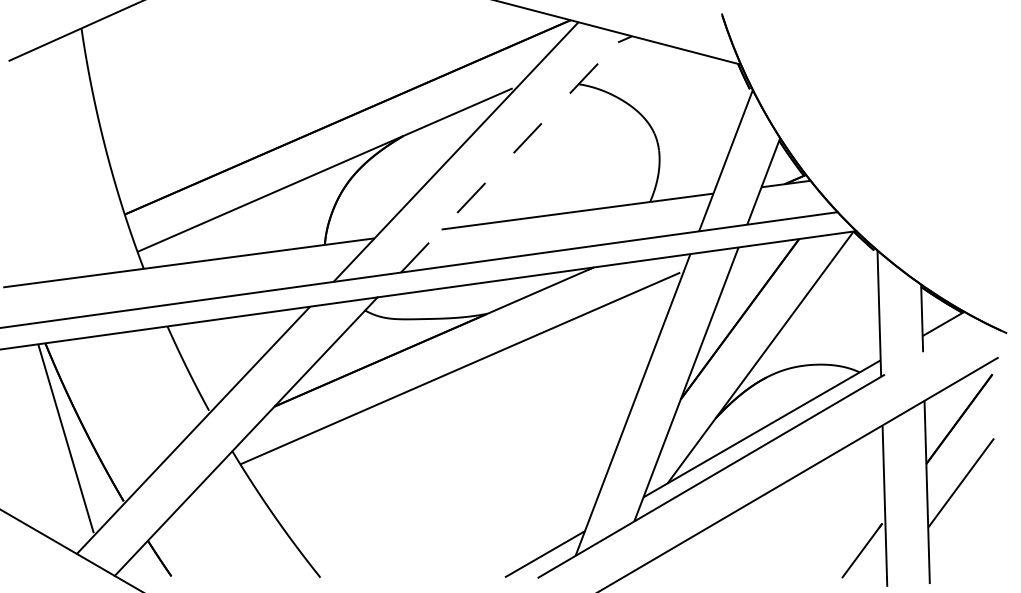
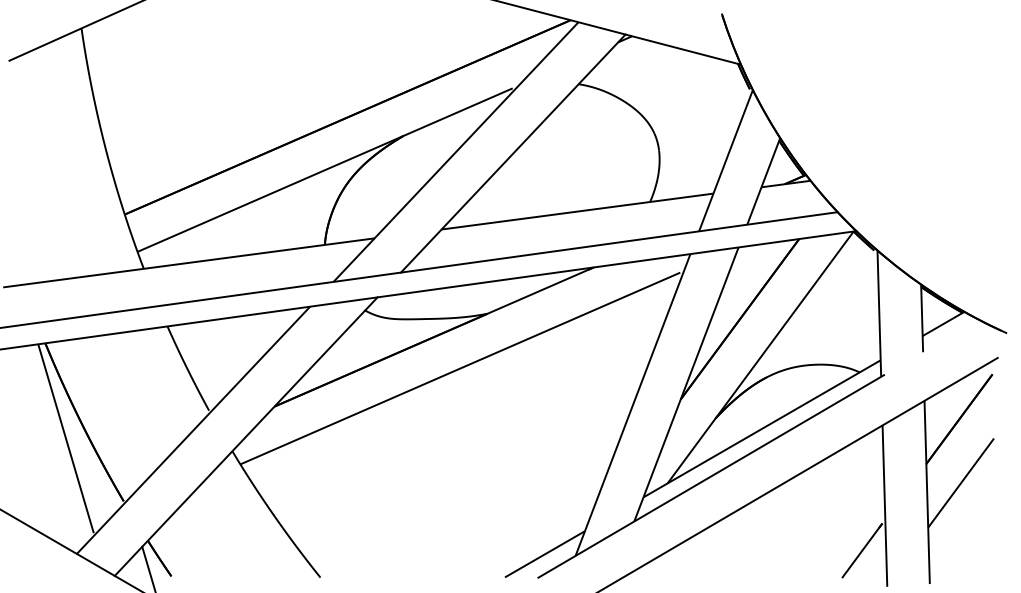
line: dashed -> solid (513, 153)
line: none -> present (148, 567)
